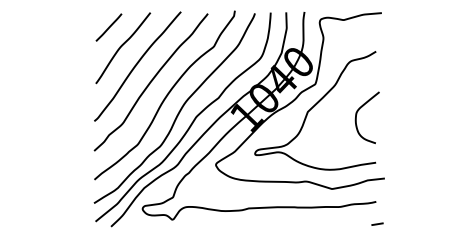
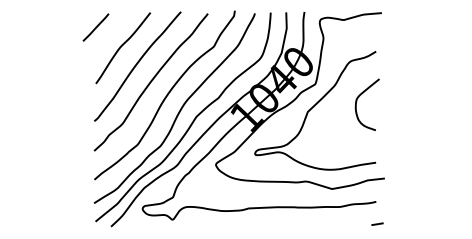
line position: (108, 27) -> (95, 27) (95, 27)
curve position: (357, 114) -> (357, 101) (357, 101)
